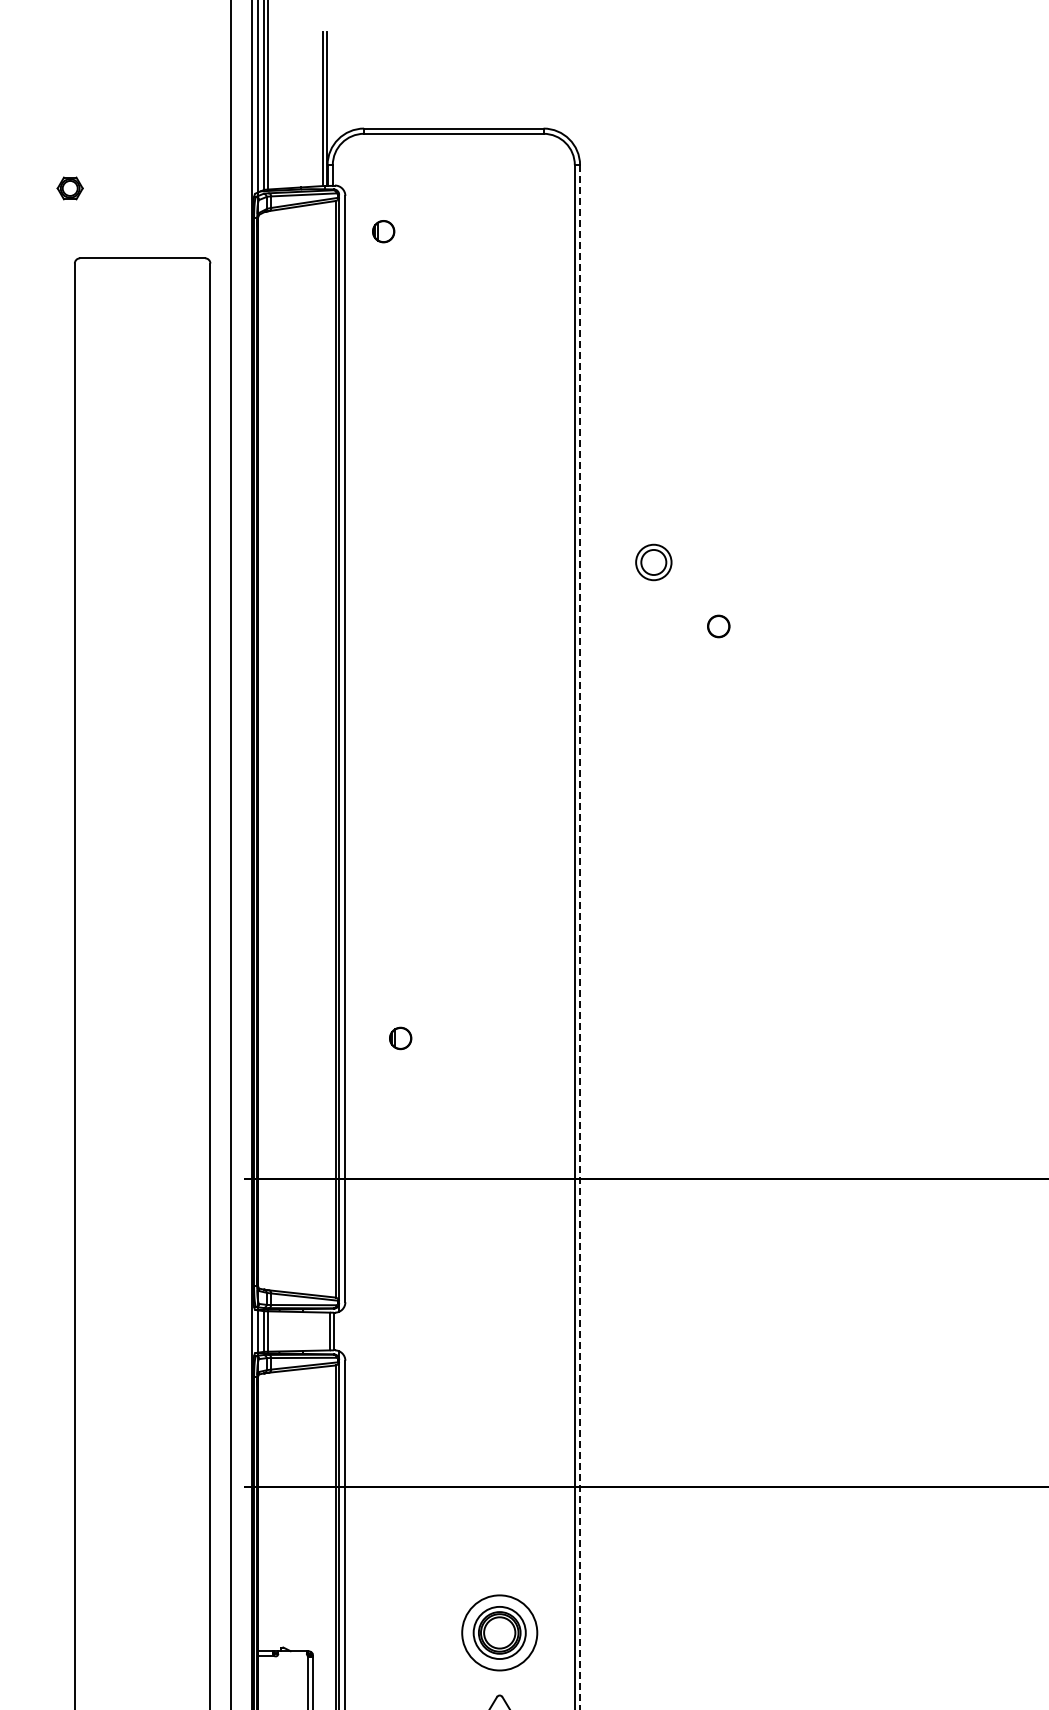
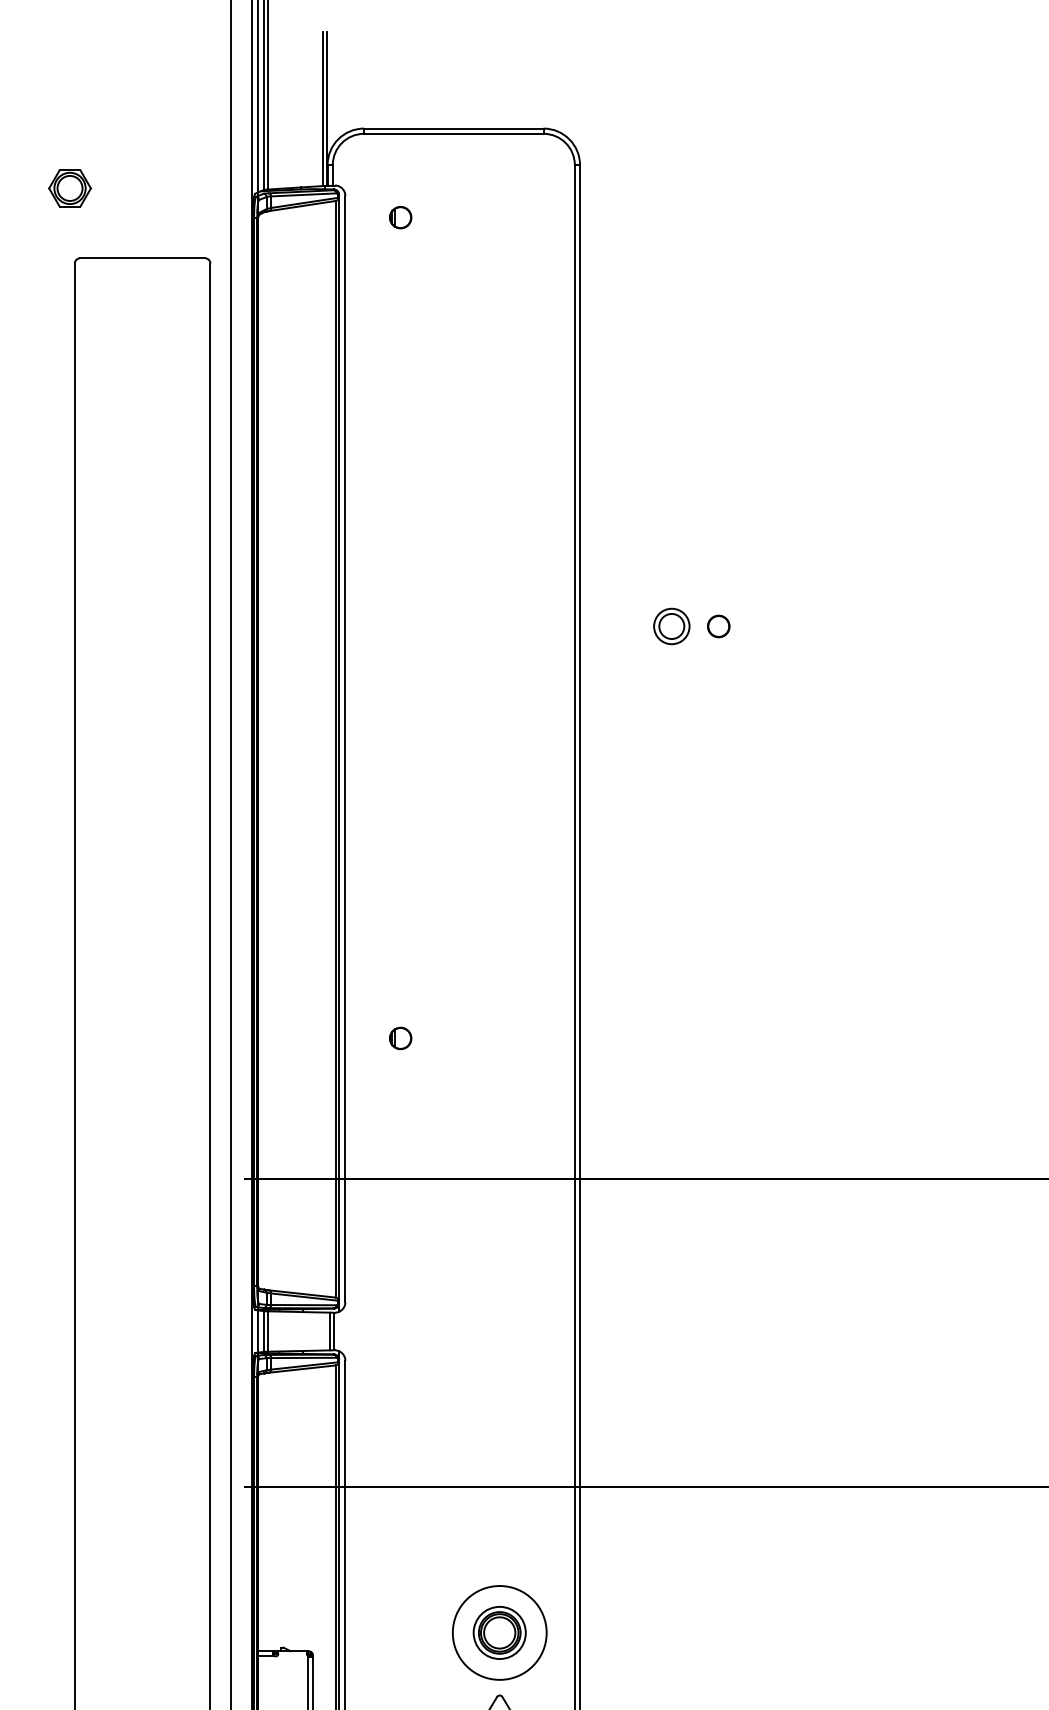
part size: 28x25 px -> 45x39 px (70, 188)
part position: (383, 231) -> (400, 217) (400, 217)
part position: (653, 562) -> (671, 626) (671, 626)
line: dashed -> solid (580, 937)
circle diameter: 75 px -> 94 px (499, 1632)
